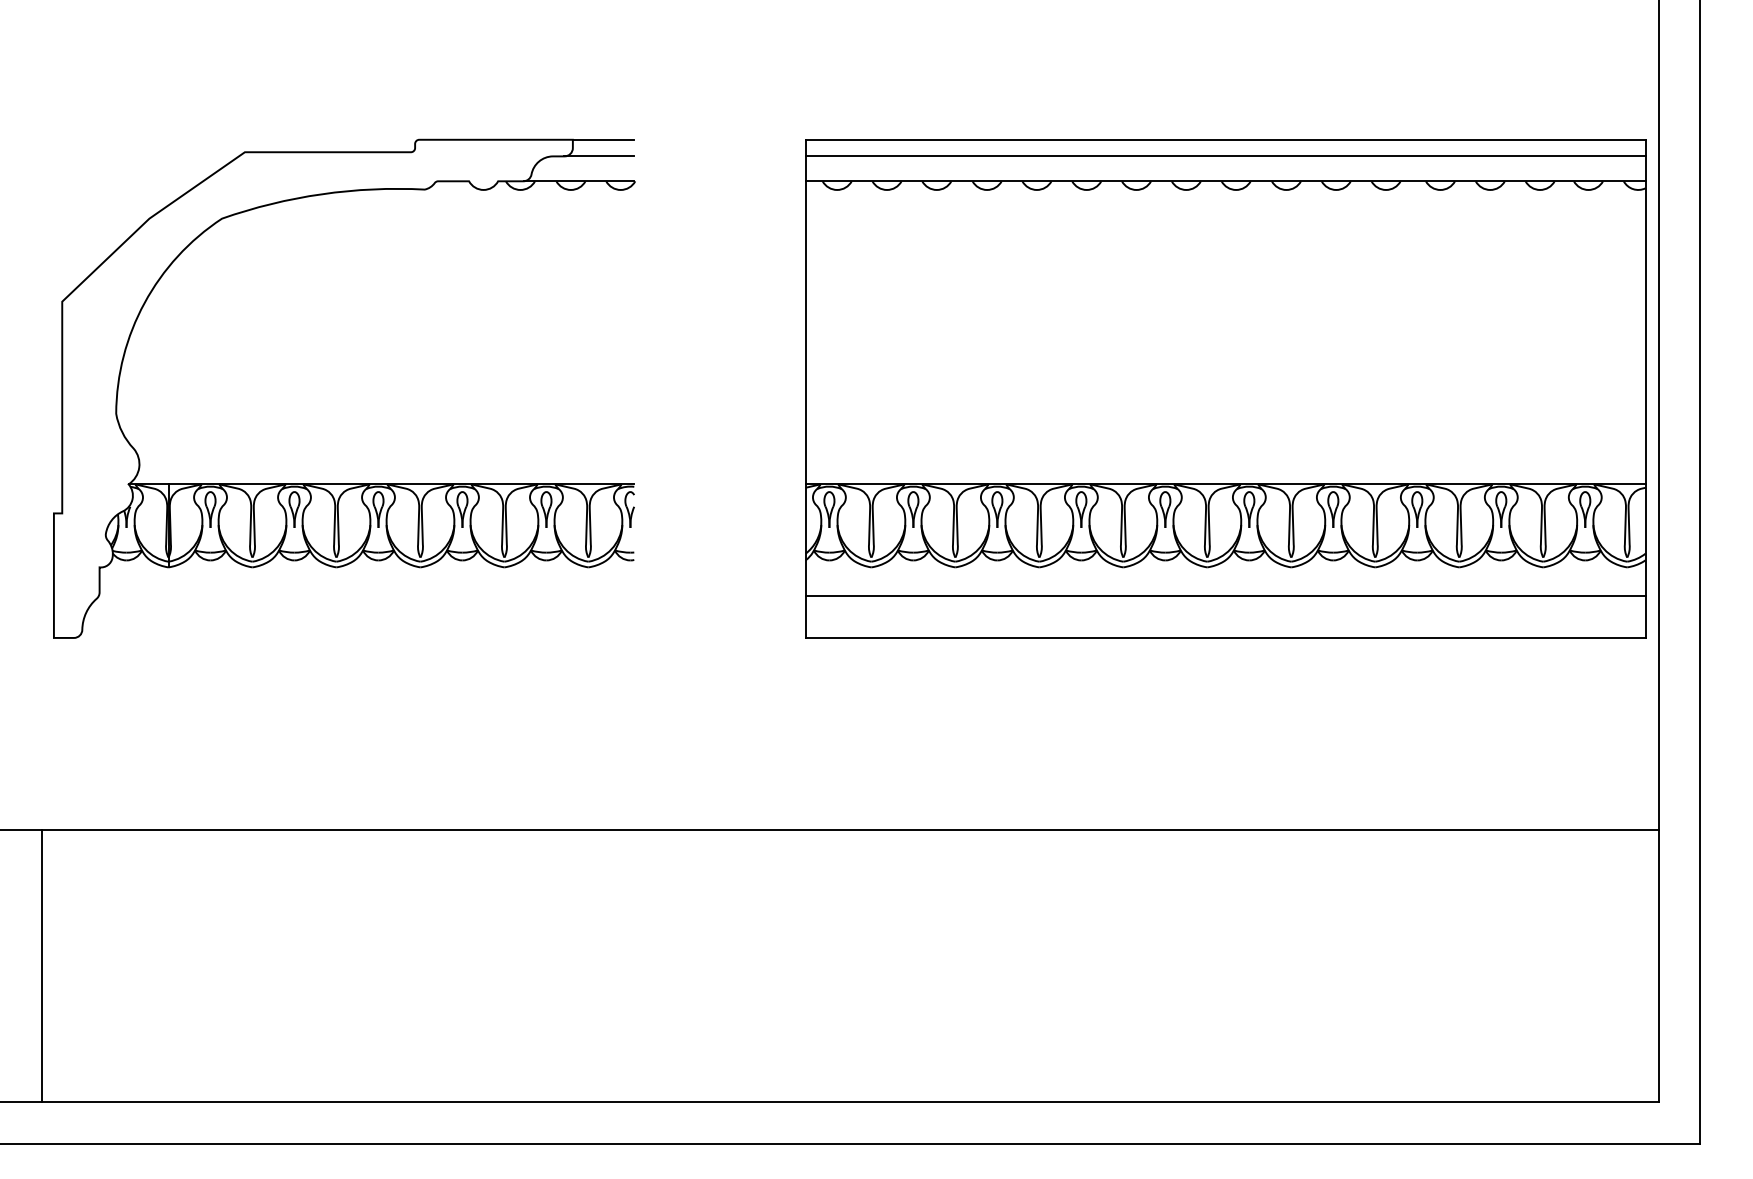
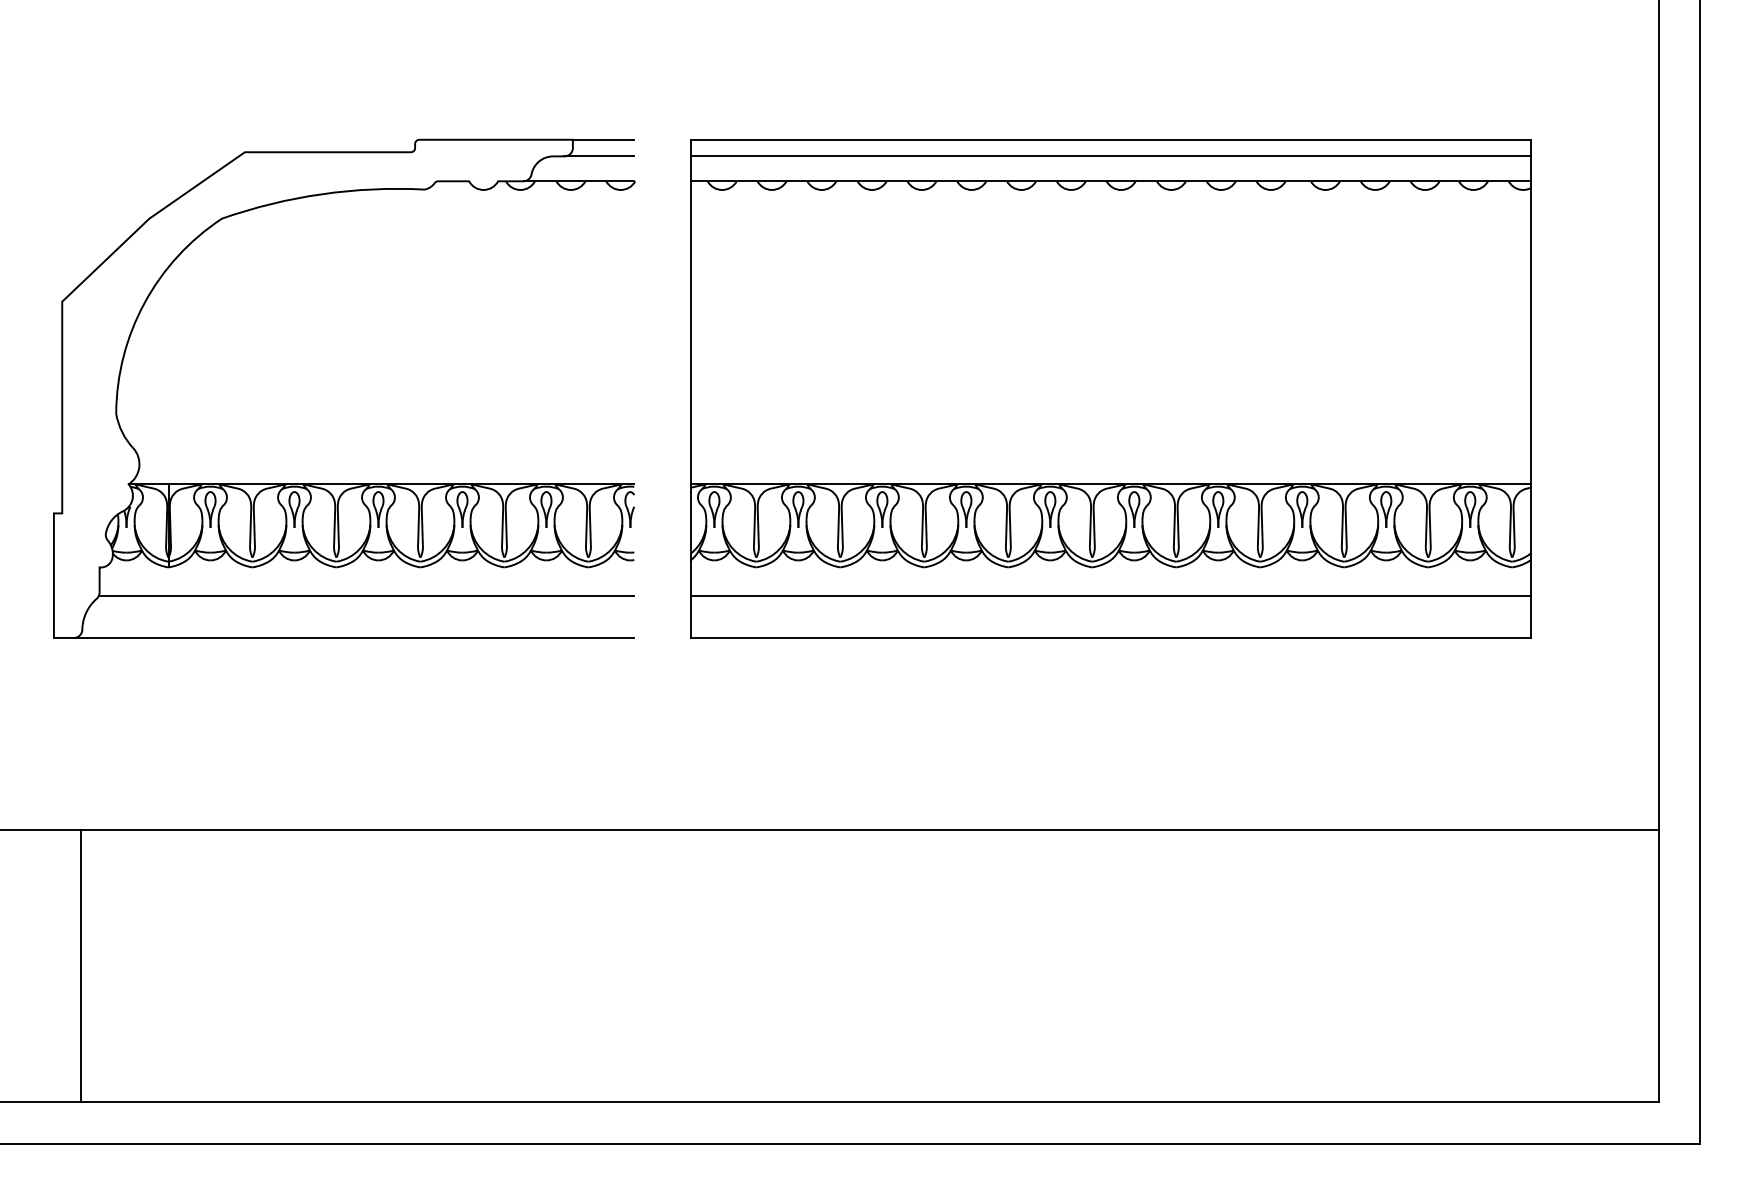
part position: (1225, 388) -> (1110, 388) (1110, 388)
line: none -> present (366, 595)
line: none -> present (354, 637)
line position: (42, 965) -> (81, 965) (81, 965)
